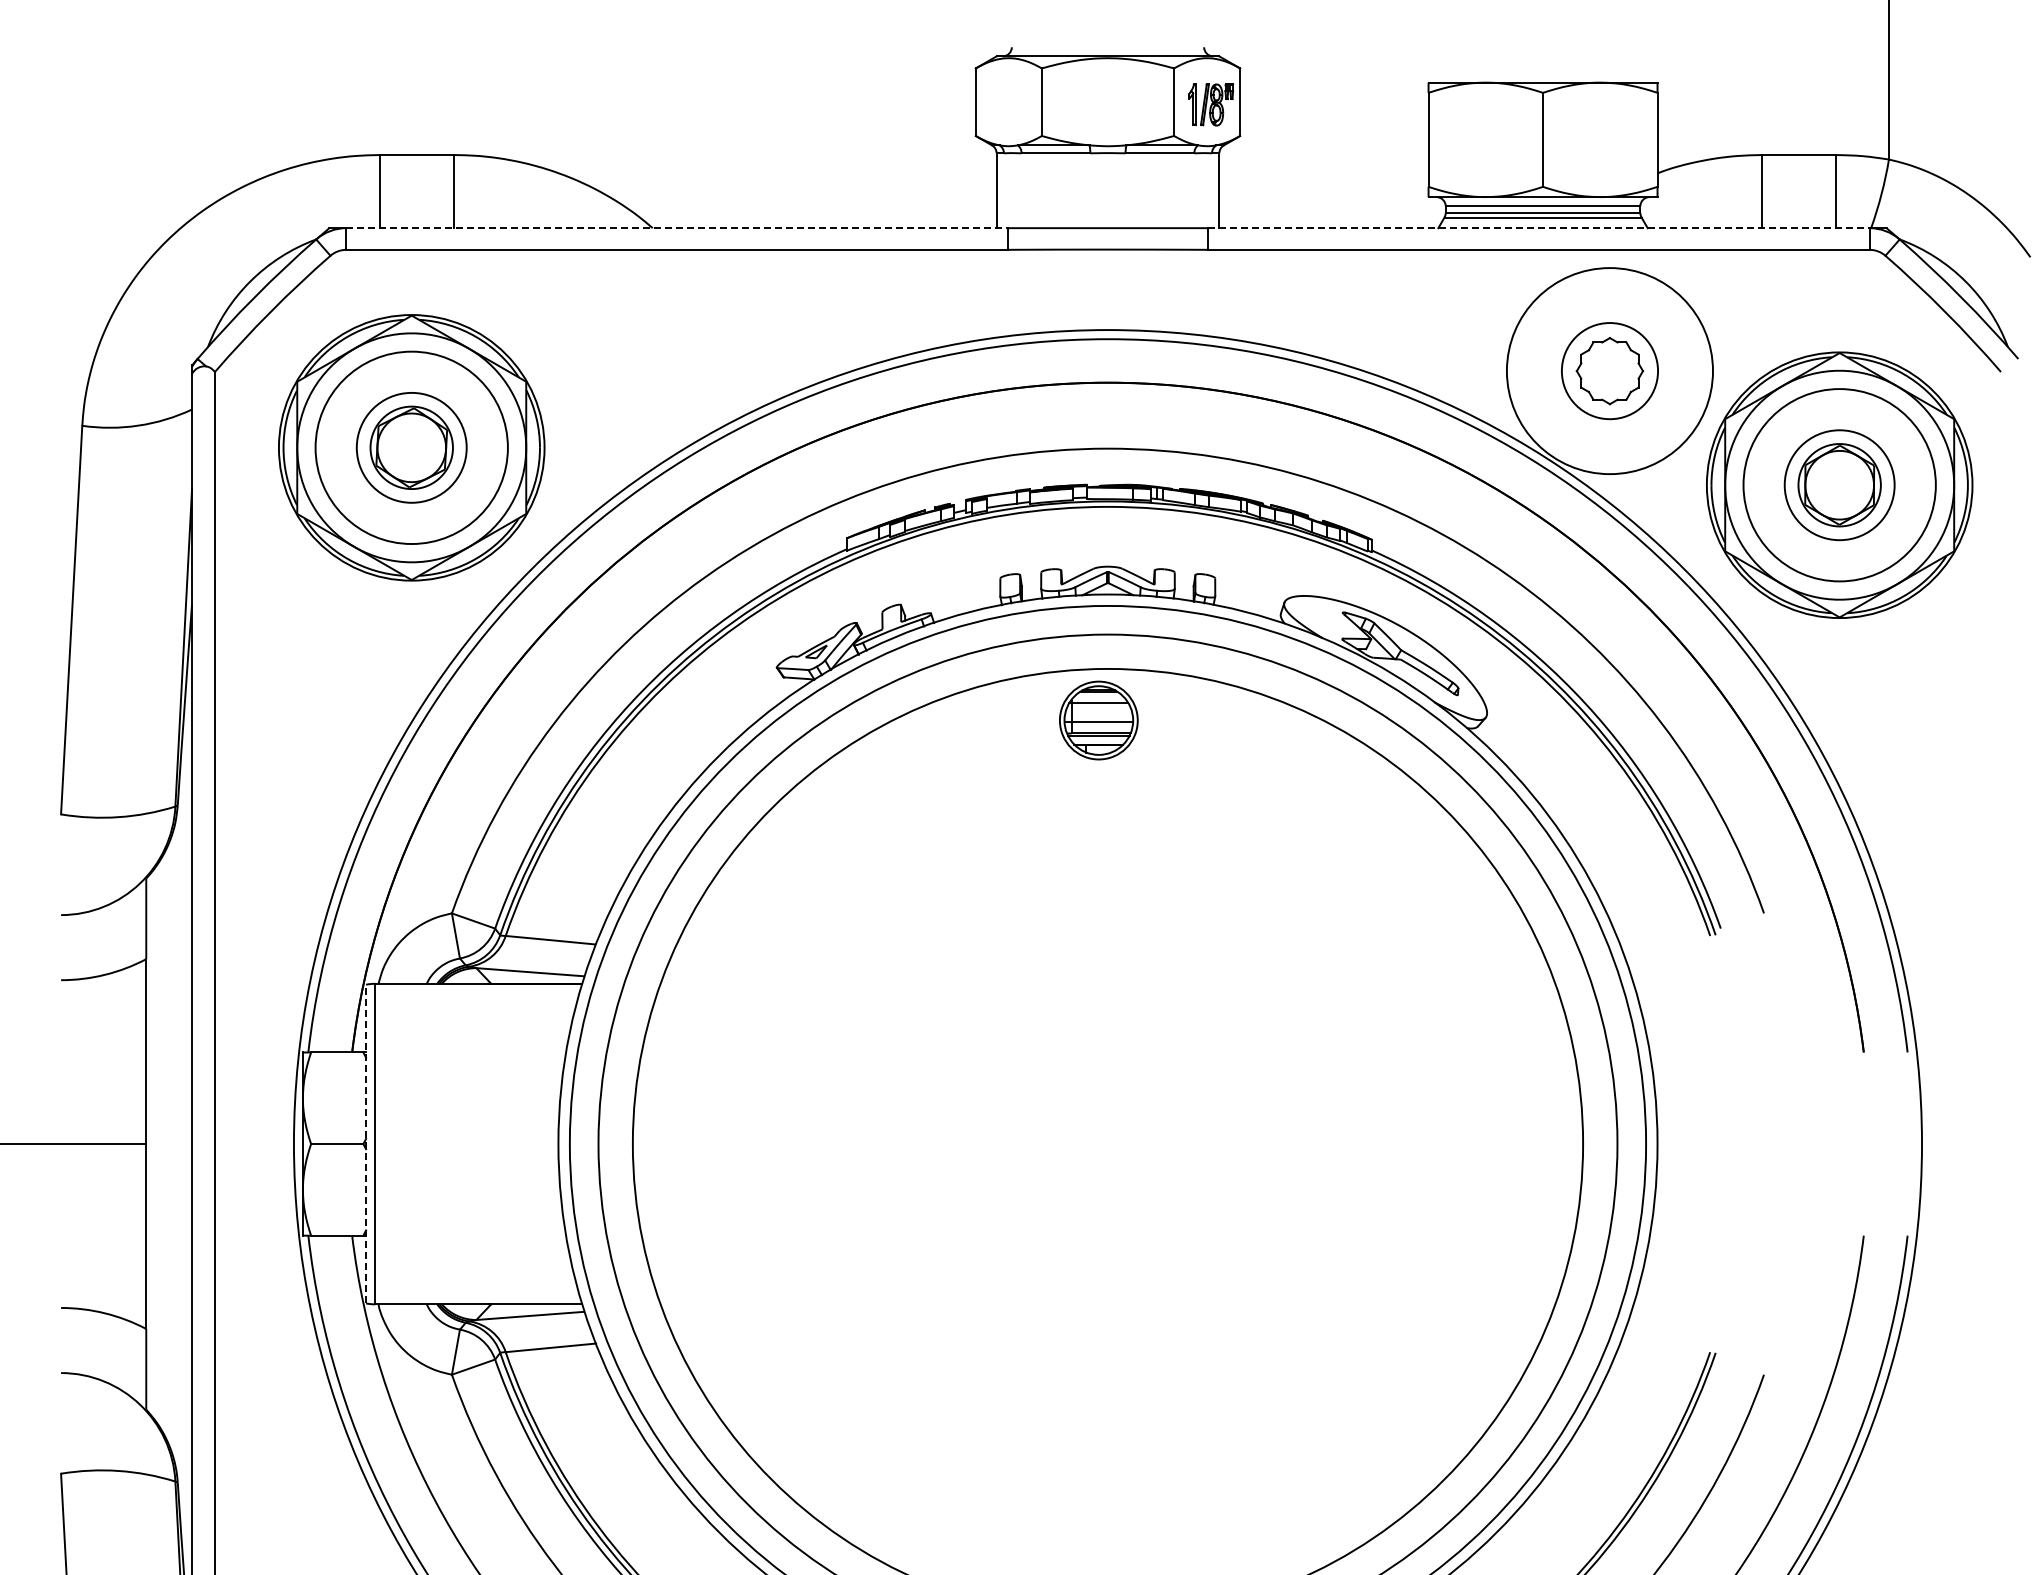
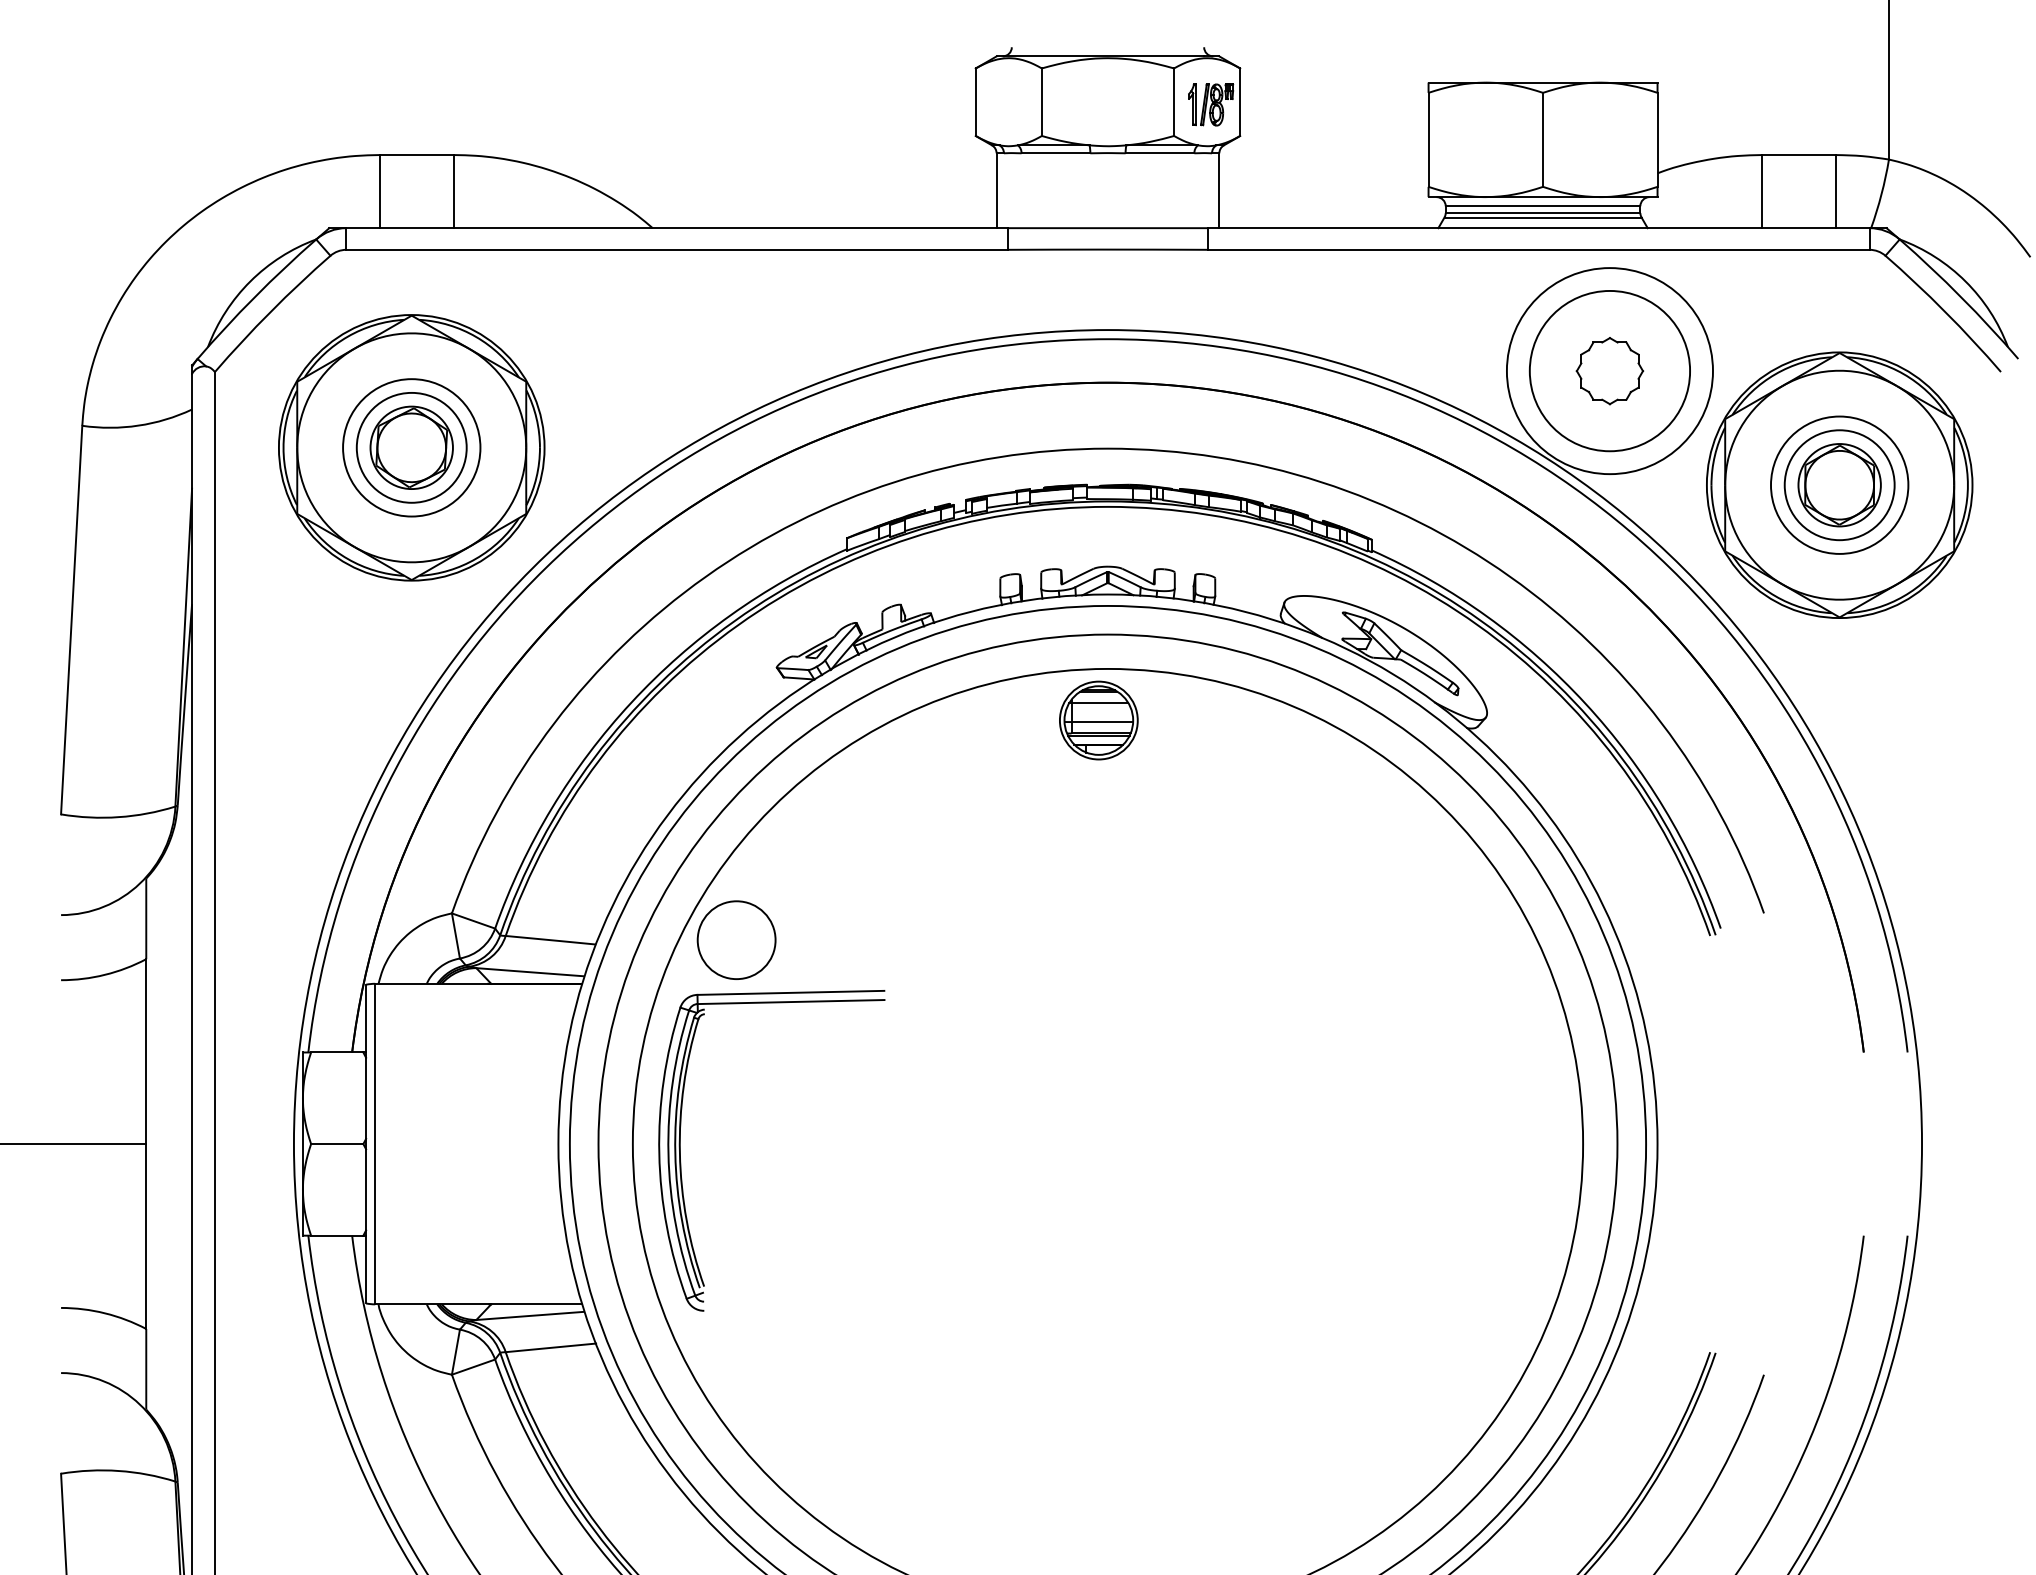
line: dashed -> solid (677, 228)
line: dashed -> solid (1538, 228)
circle diameter: 96 px -> 160 px (1609, 370)
circle diameter: 192 px -> 137 px (411, 447)
circle diameter: 192 px -> 137 px (1839, 484)
circle: none -> present (736, 939)
line: dashed -> solid (366, 1143)
part: none -> present (681, 1162)
